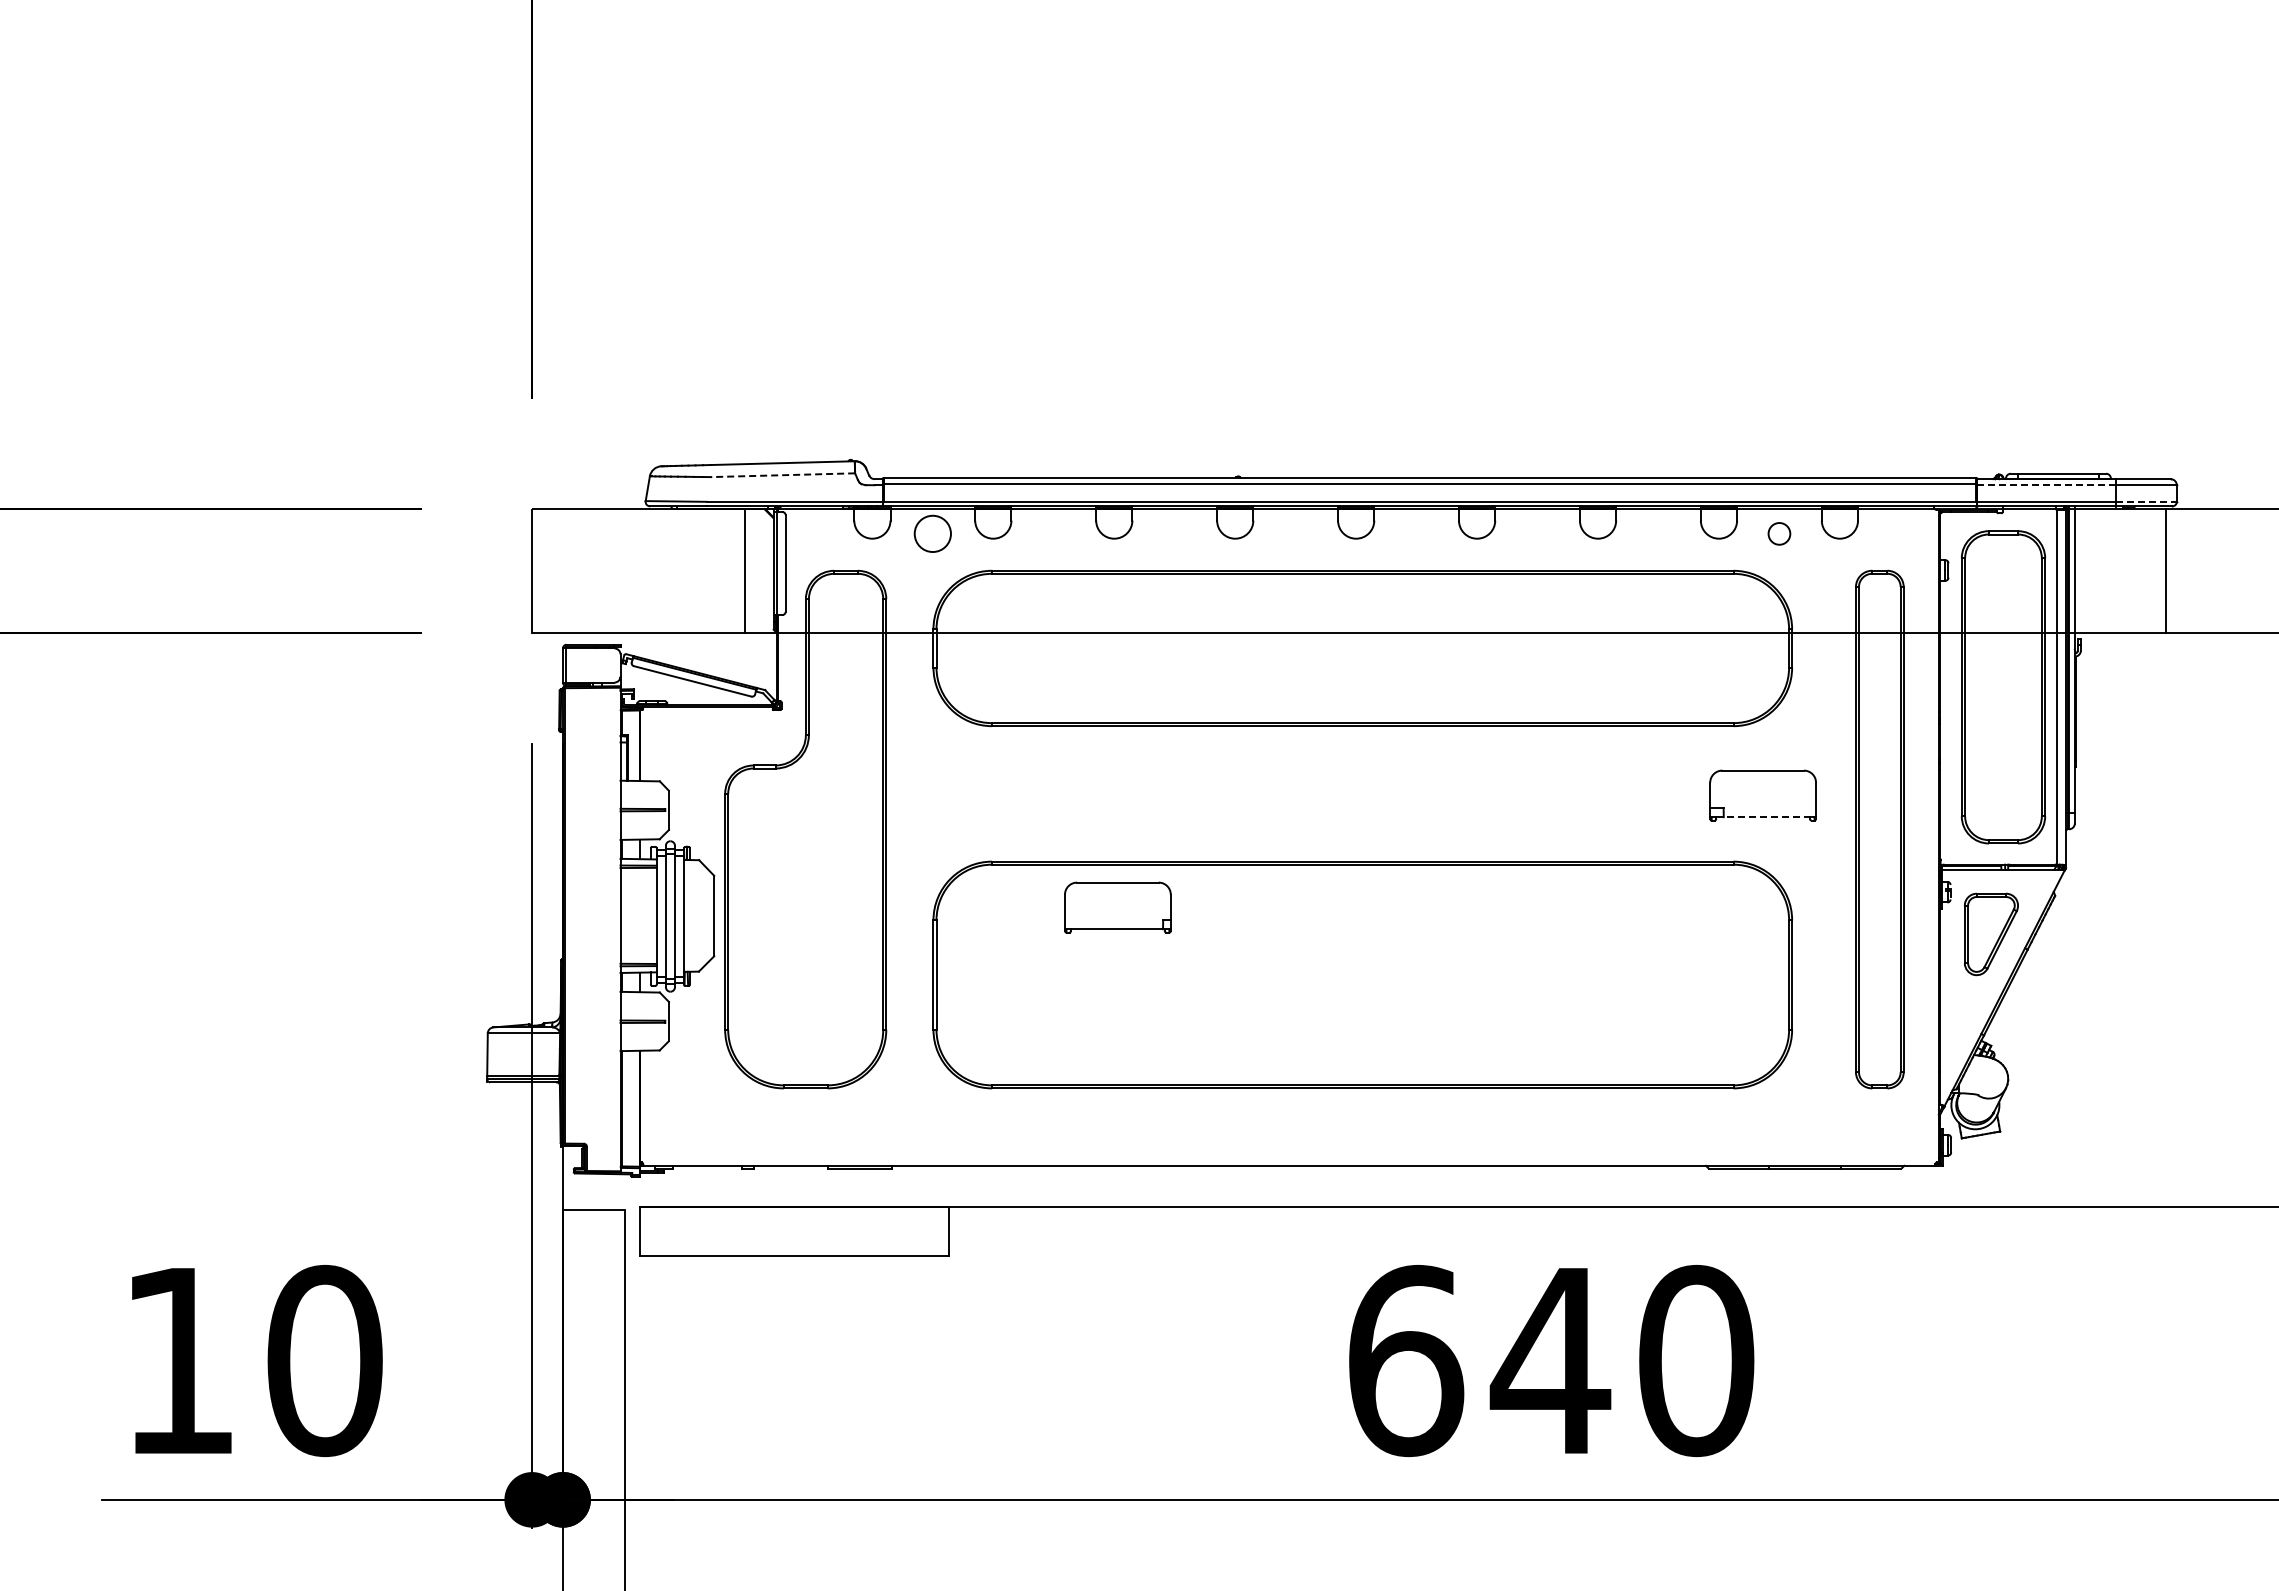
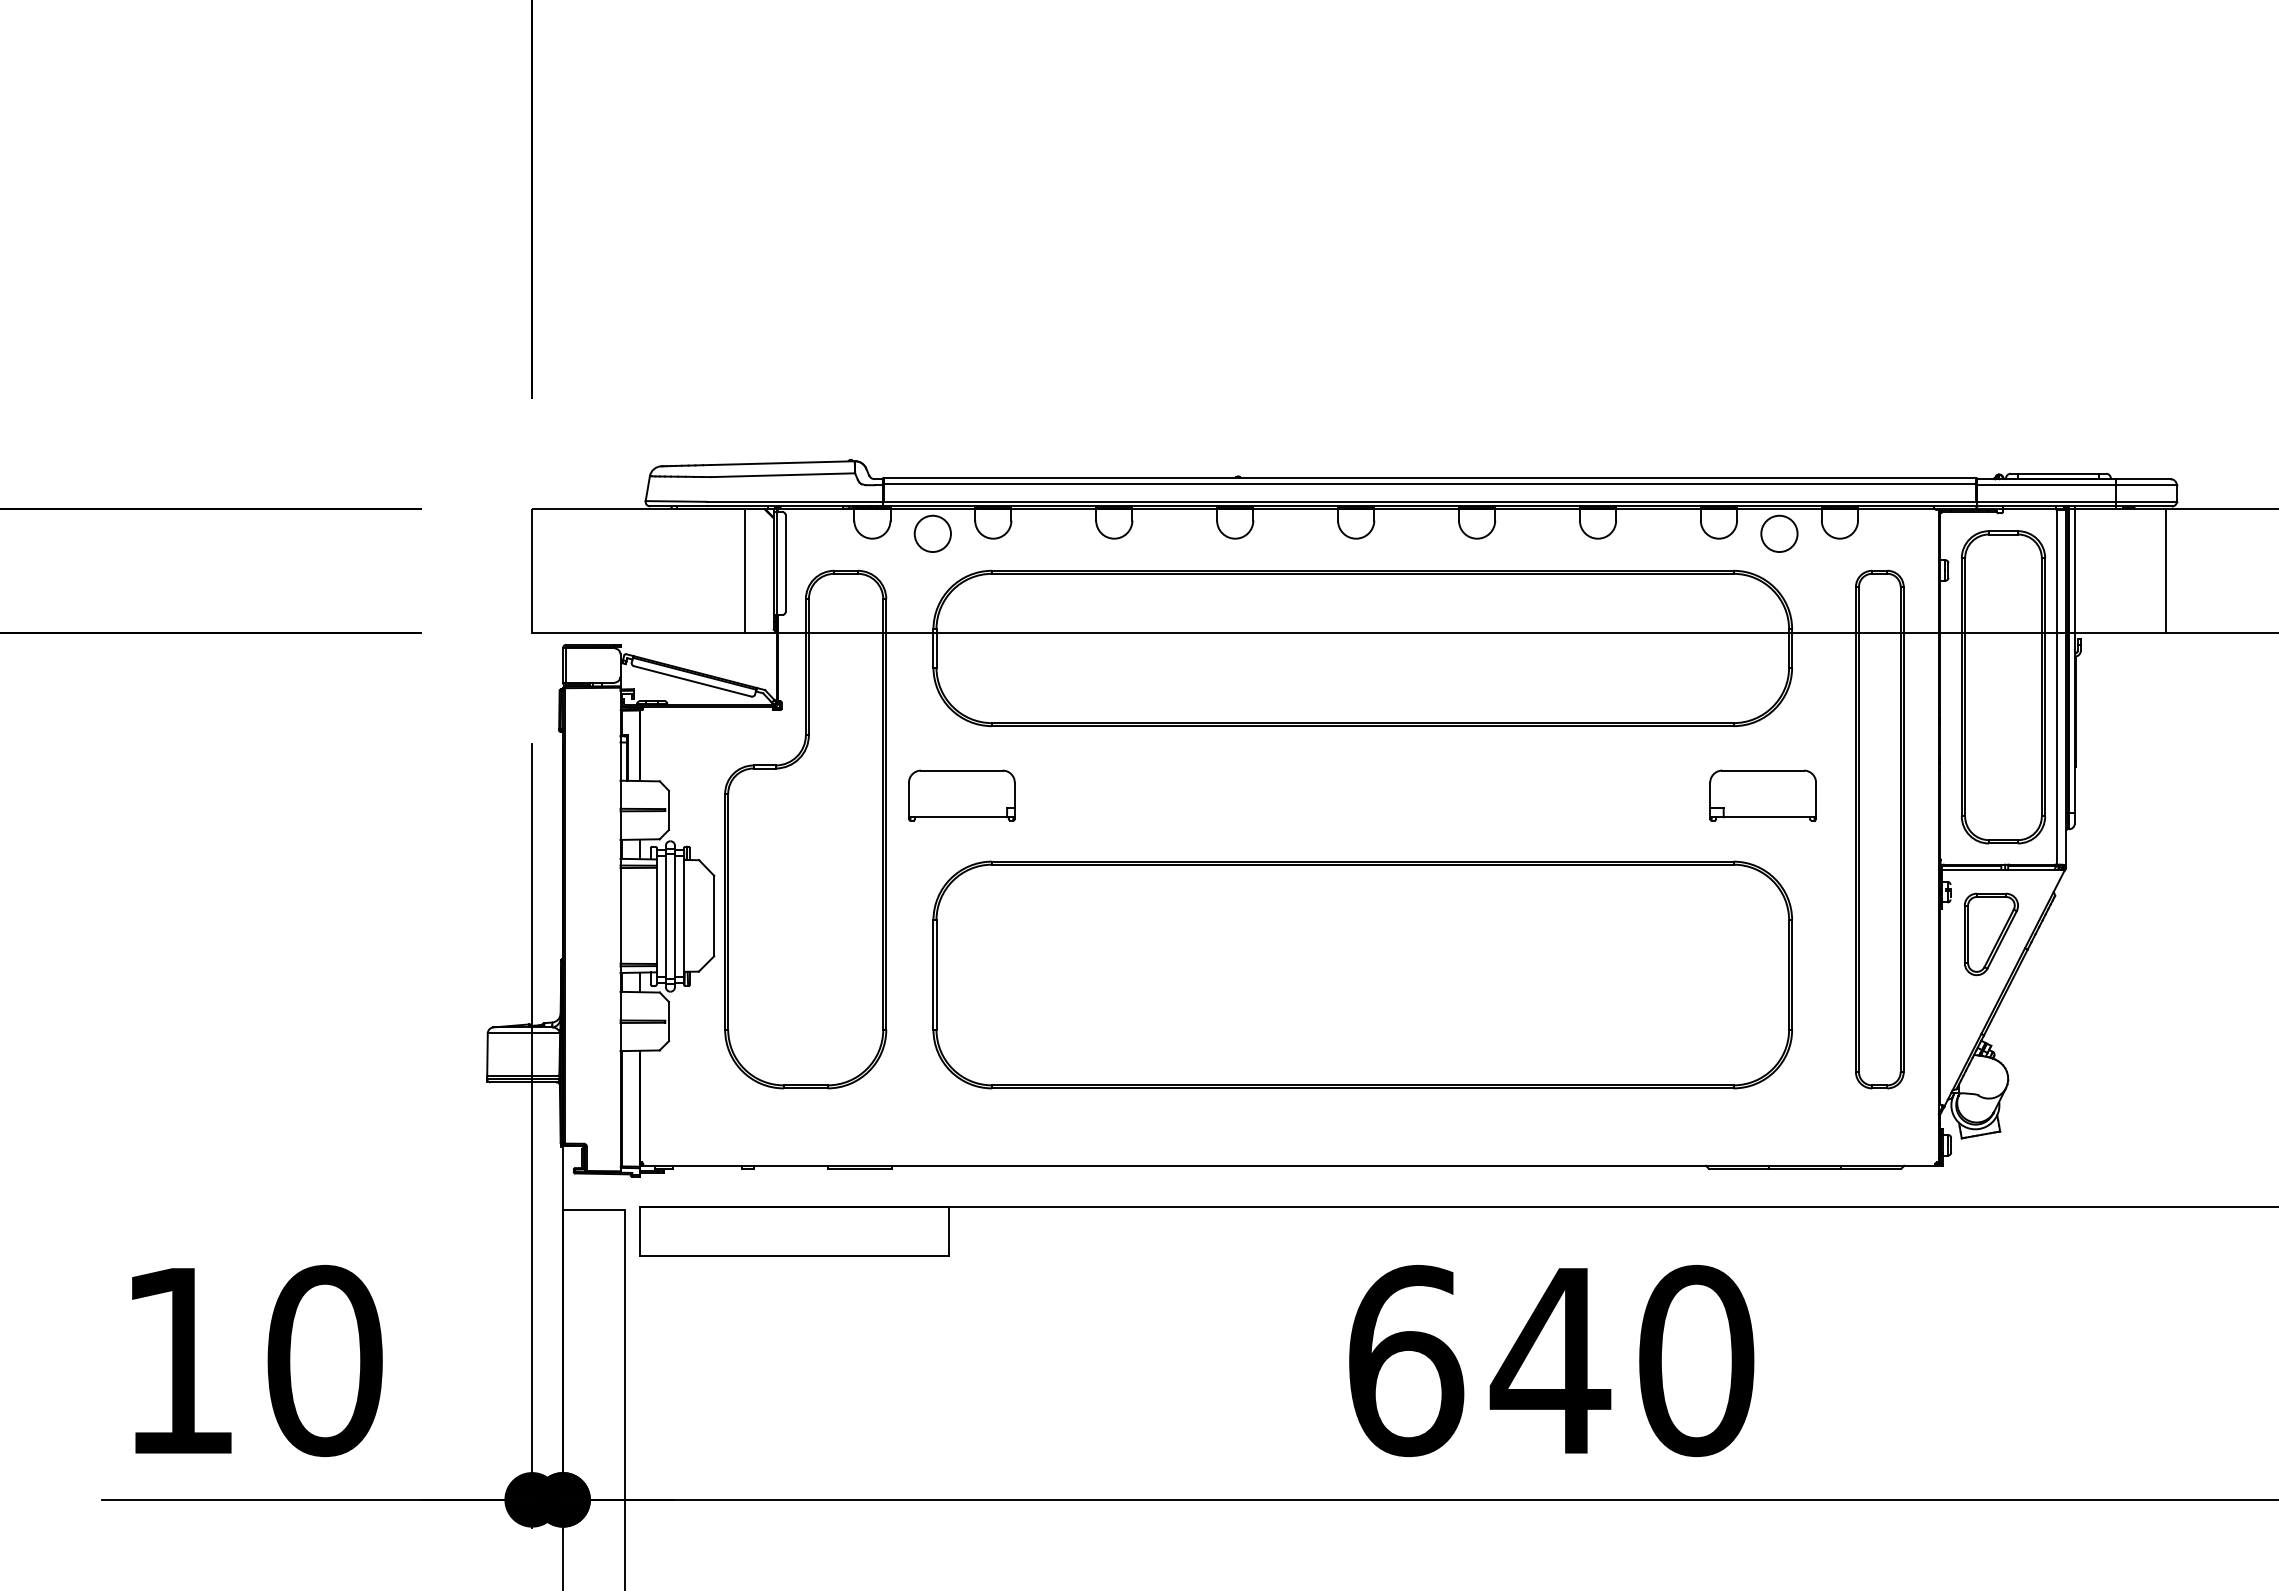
line: dashed -> solid (782, 475)
line: dashed -> solid (2046, 485)
line: dashed -> solid (2147, 501)
circle diameter: 22 px -> 36 px (1779, 533)
line: dashed -> solid (1763, 817)
part position: (1117, 907) -> (961, 795) (961, 795)
